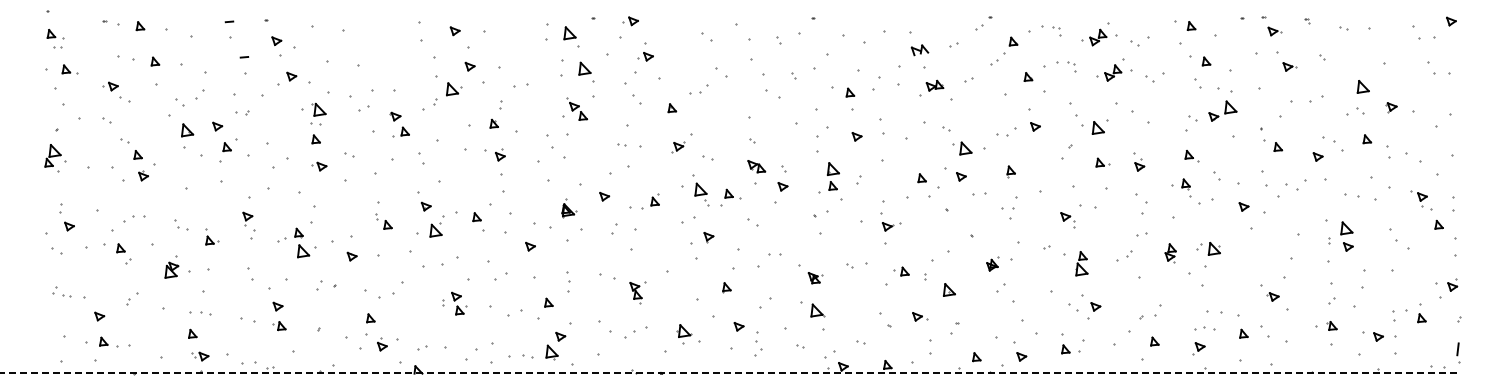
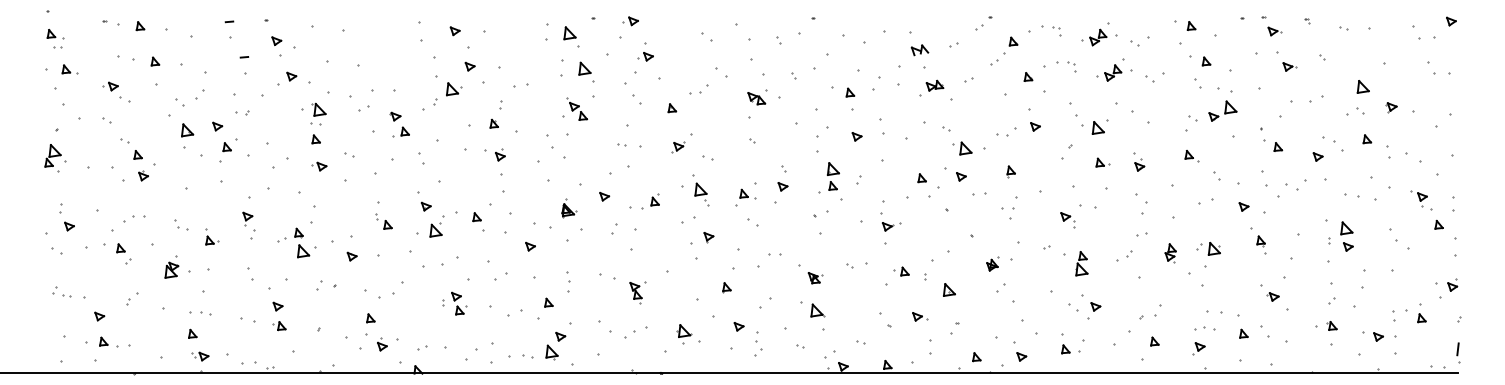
part position: (756, 166) -> (756, 98) (756, 98)
part position: (1186, 187) -> (1261, 244) (1261, 244)
part position: (730, 197) -> (745, 197) (745, 197)
line: dashed -> solid (728, 373)
